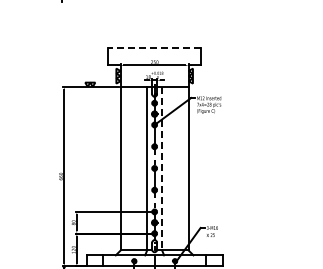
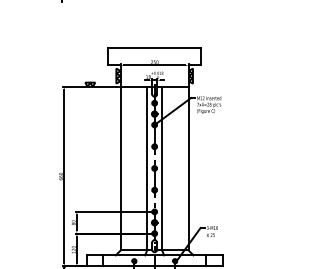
line: dashed -> solid (154, 47)
line: dashed -> solid (162, 168)
